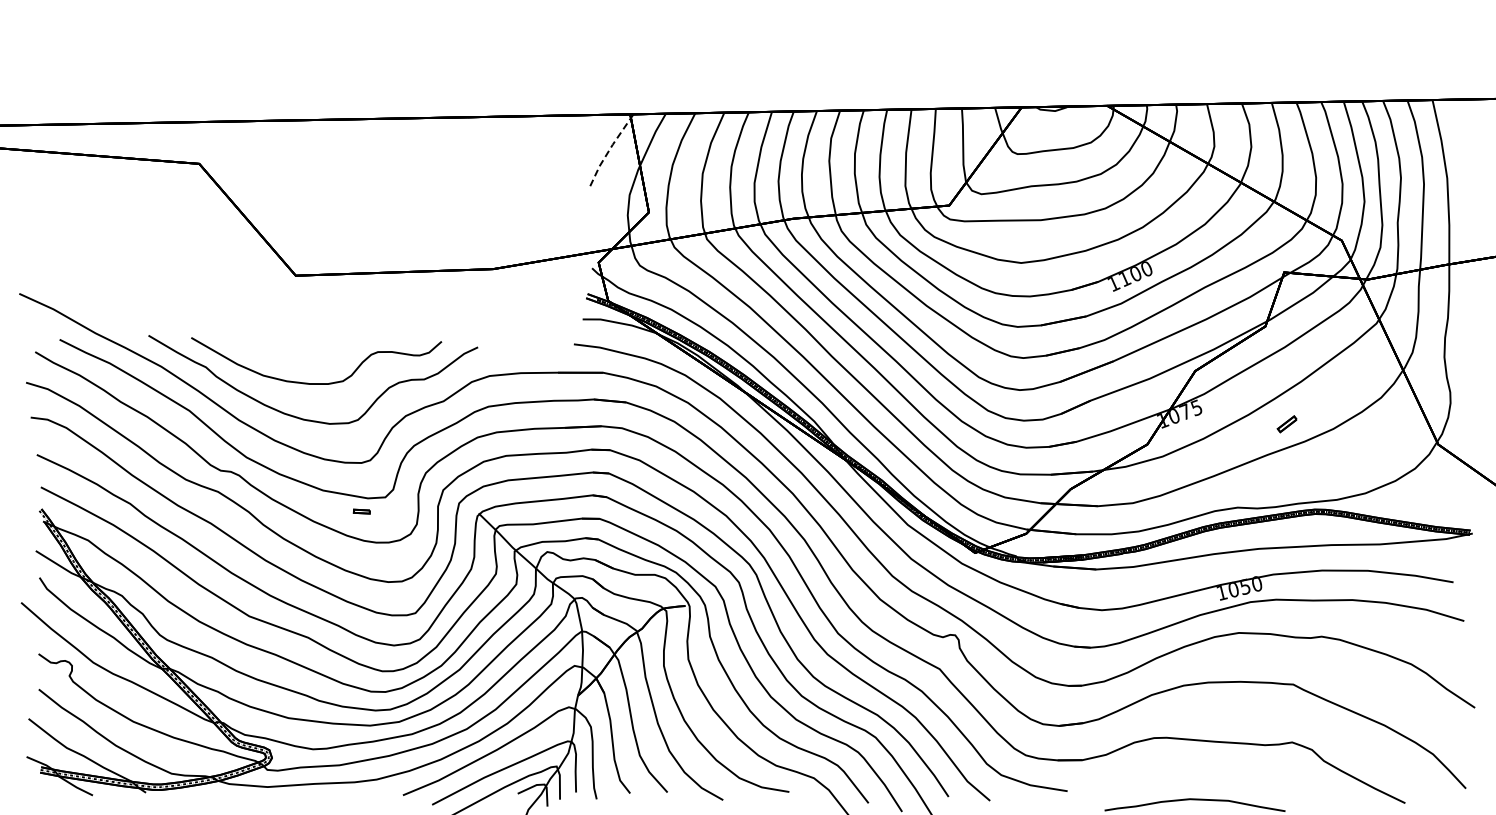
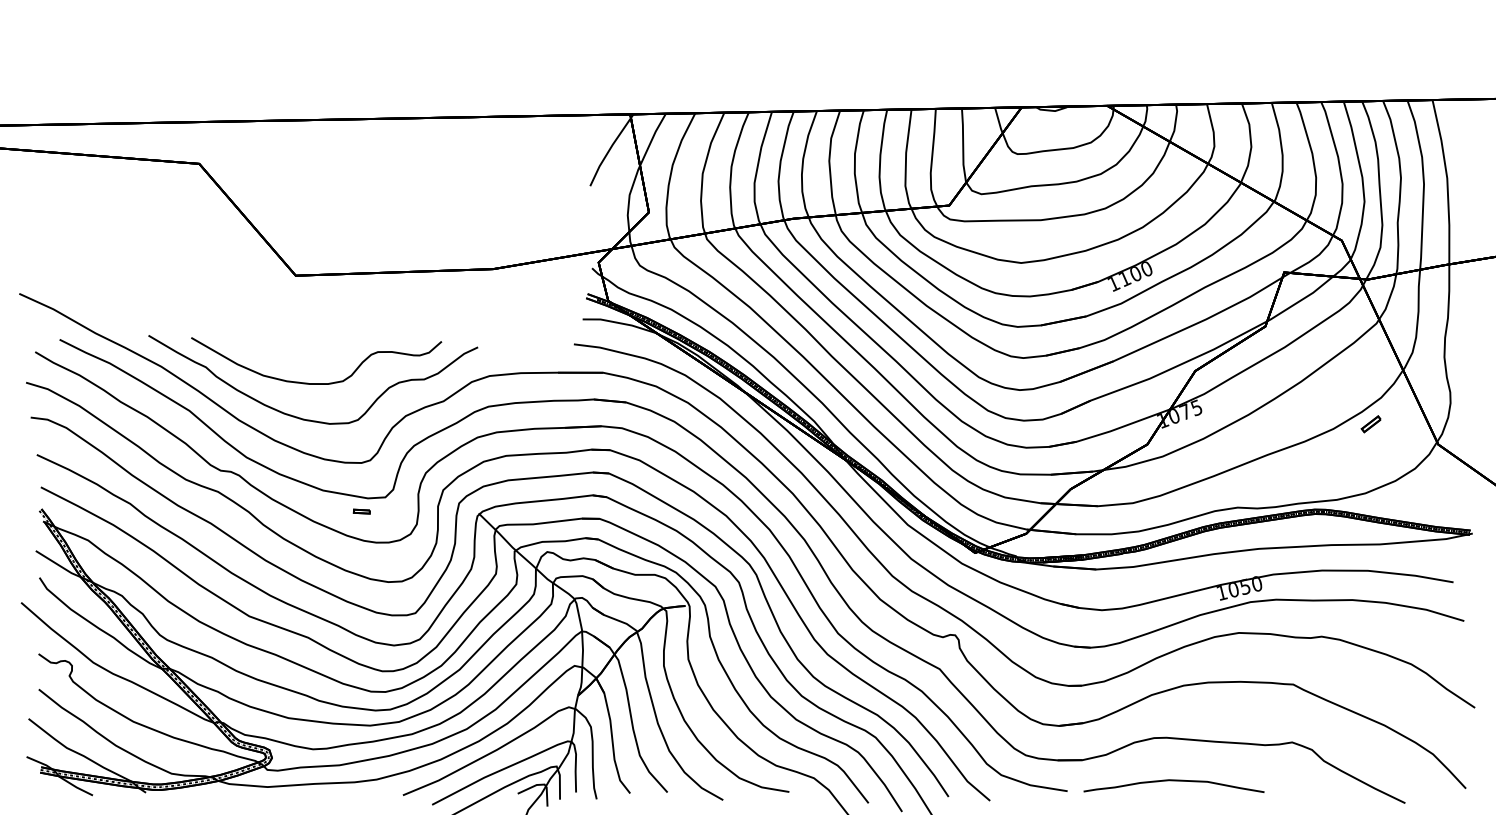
line: dashed -> solid (610, 148)
part position: (1286, 424) -> (1370, 424) (1370, 424)
curve position: (1194, 800) -> (1173, 781) (1173, 781)
